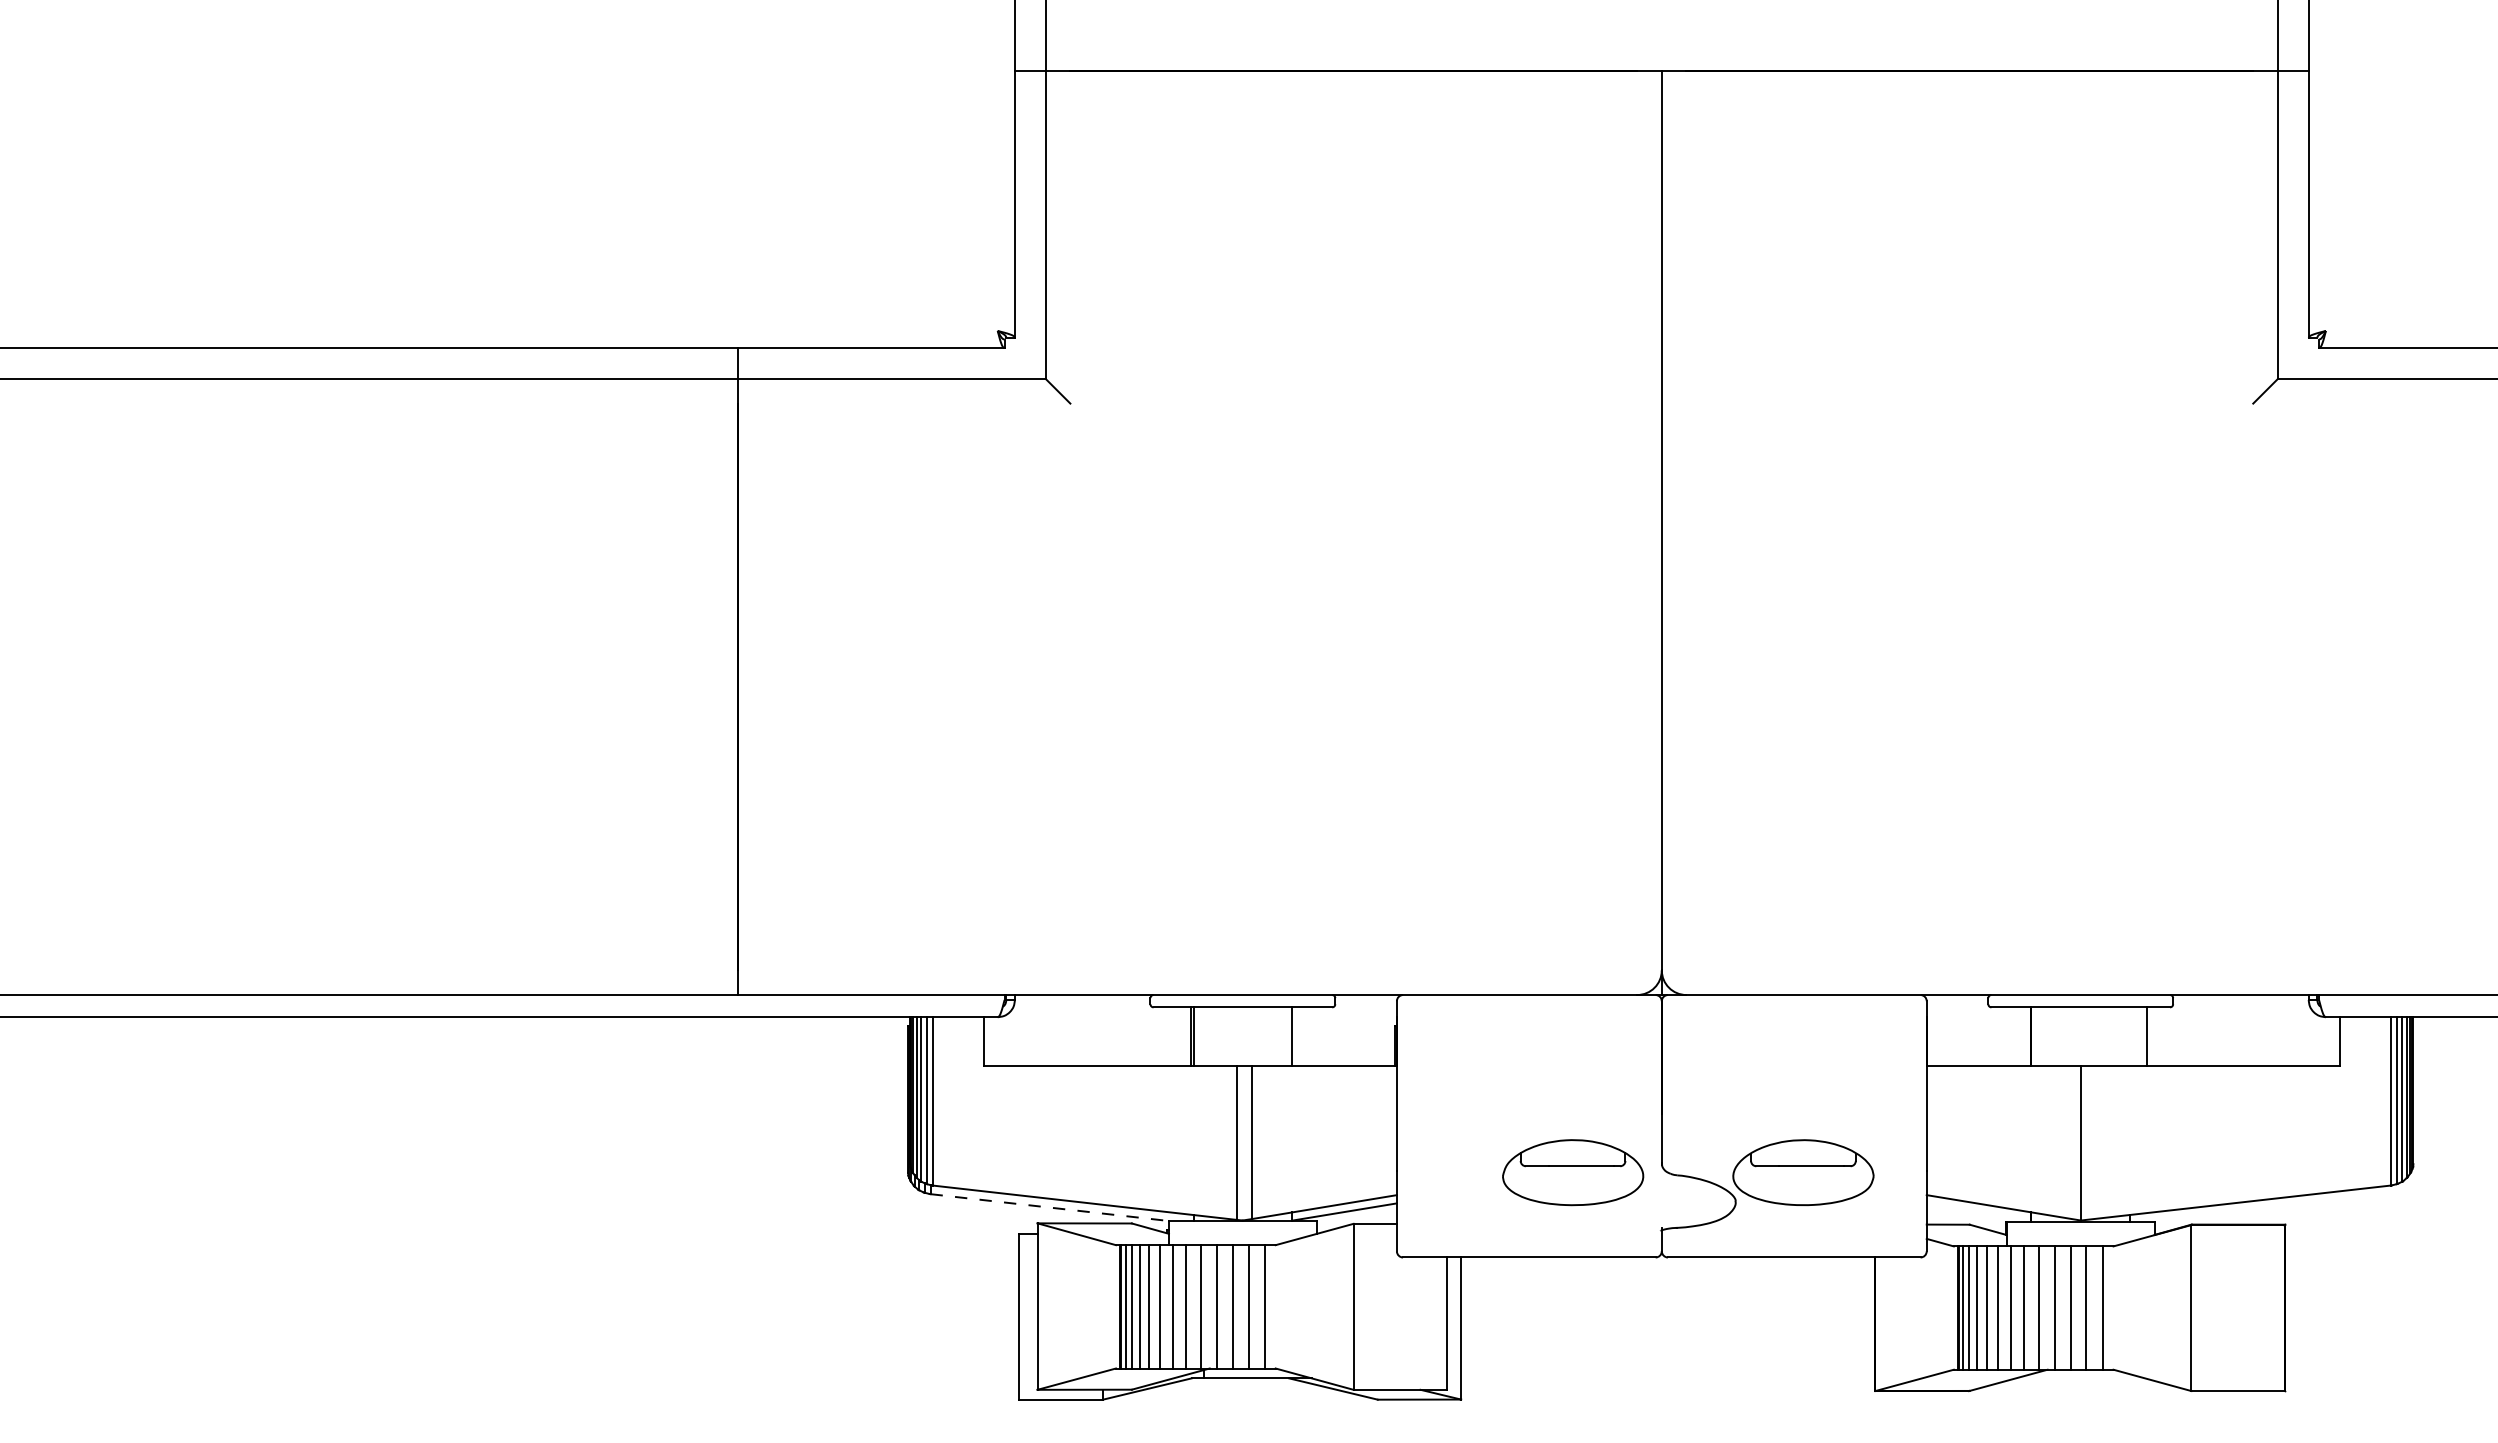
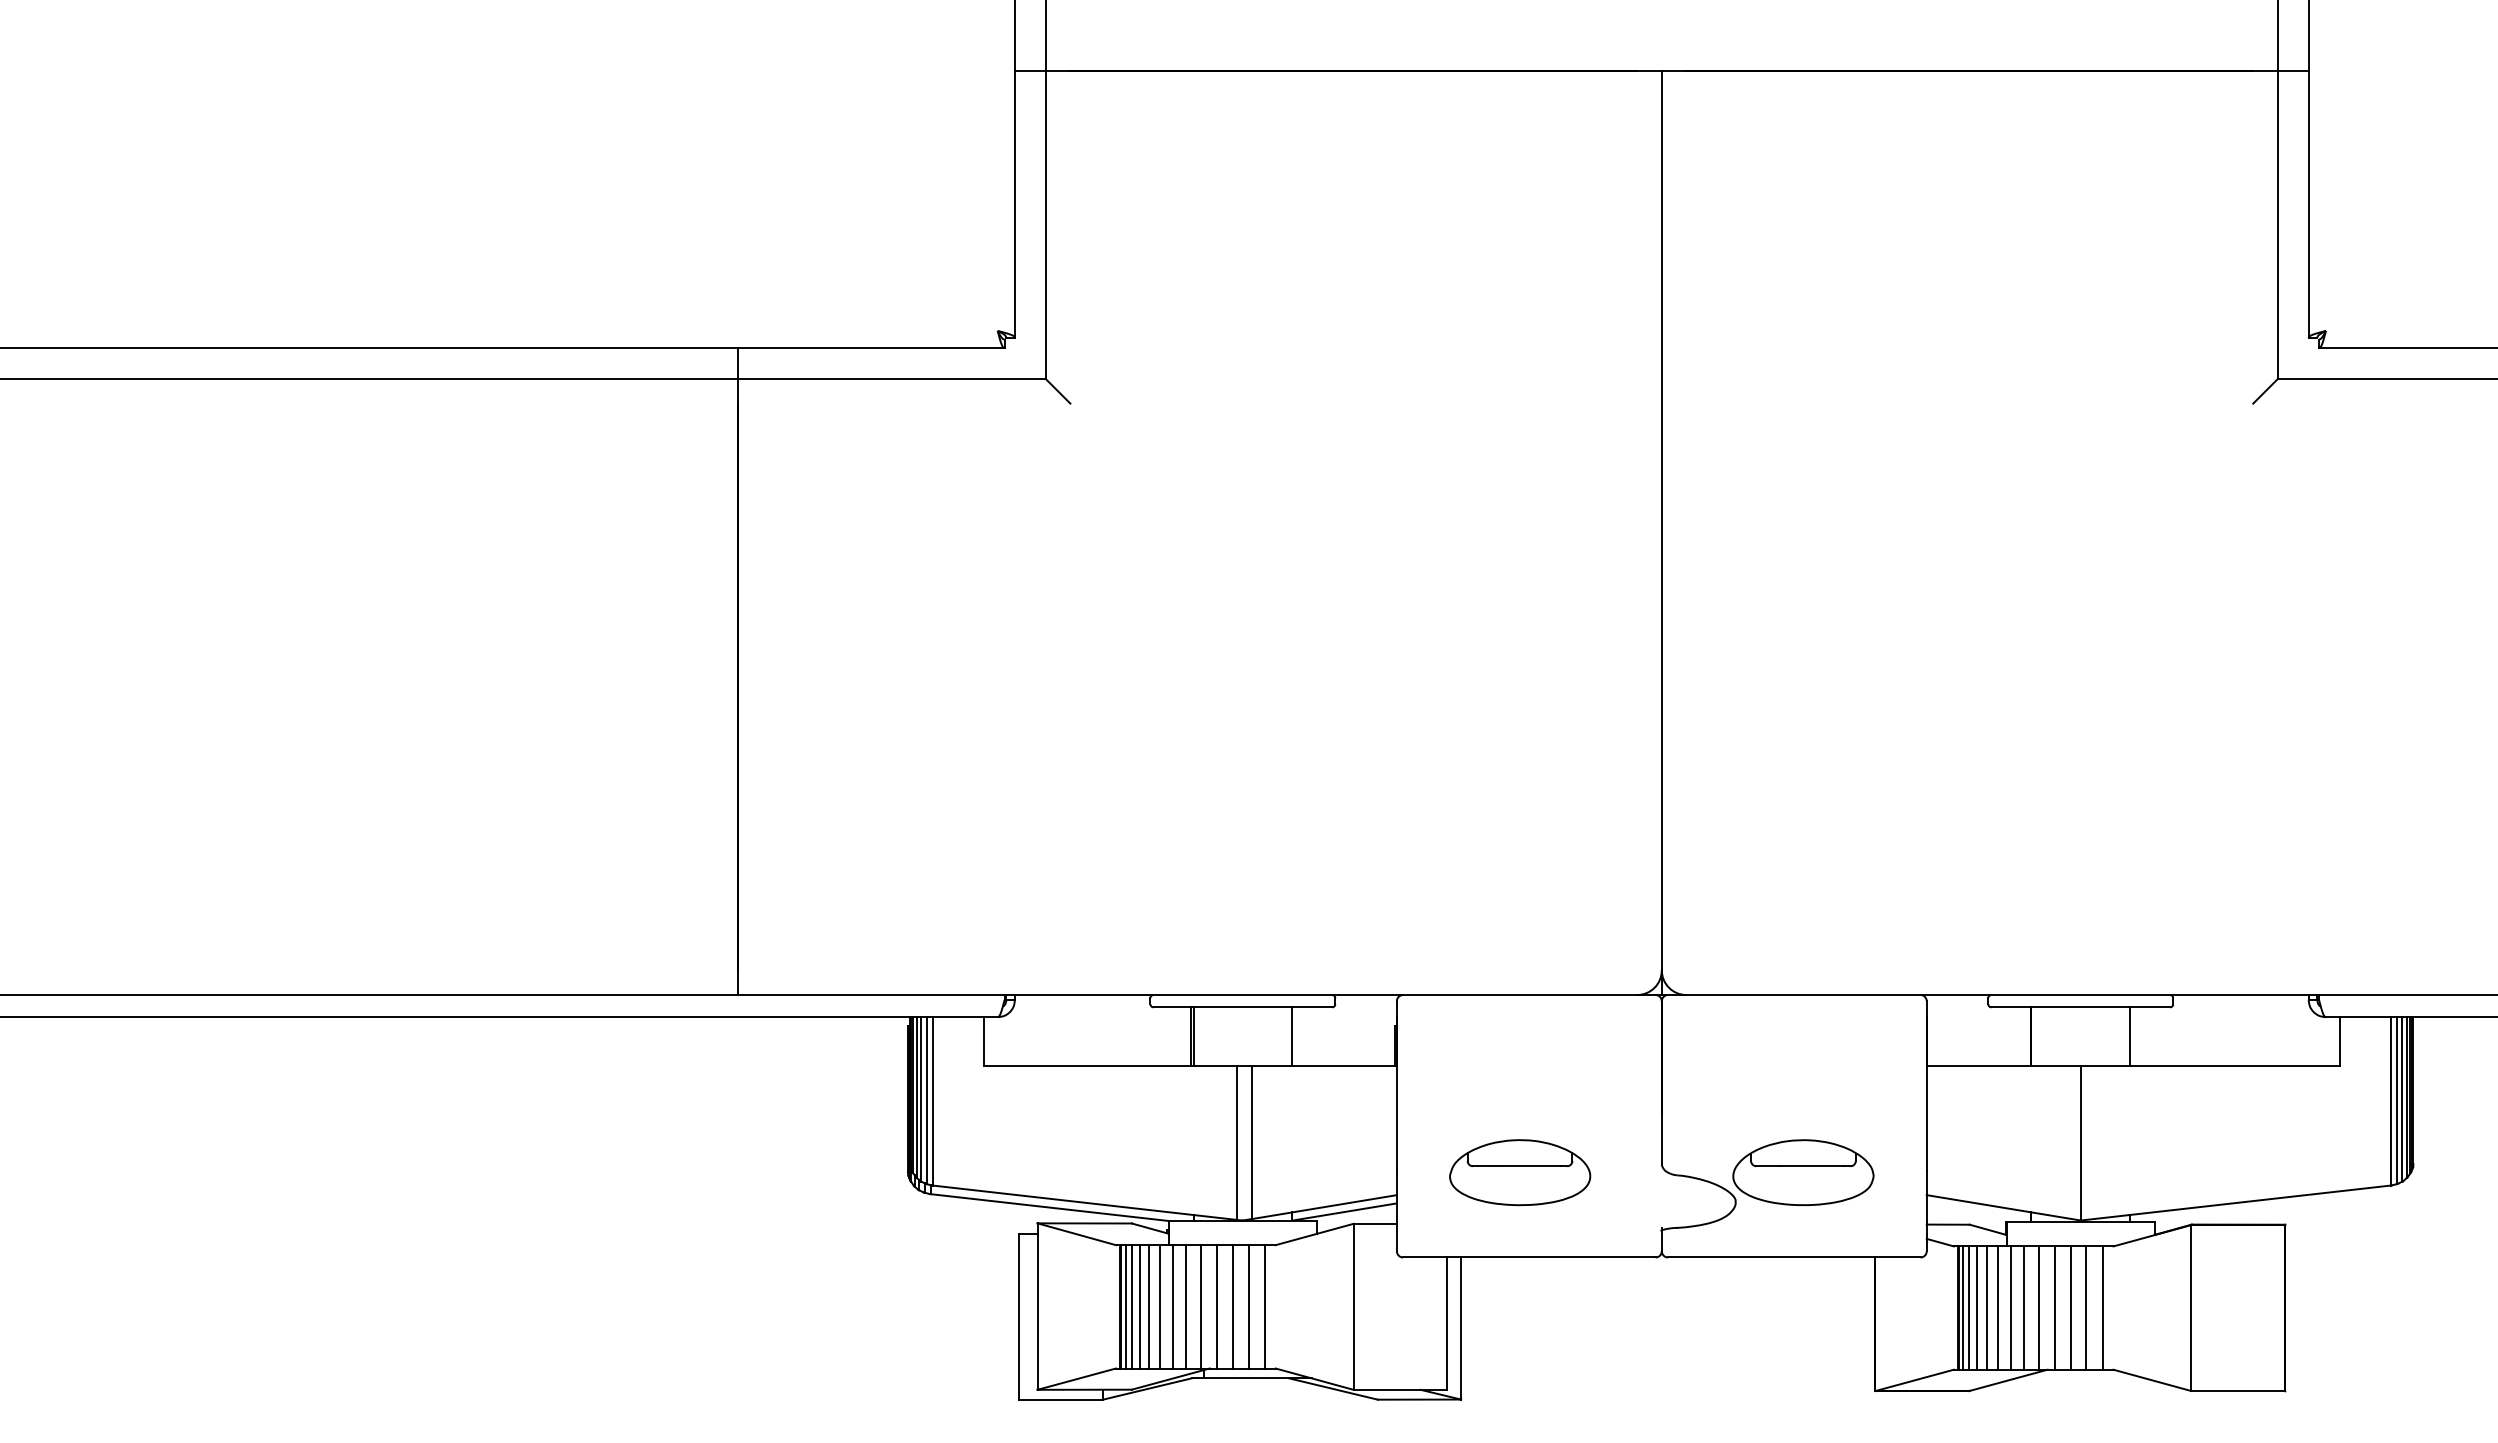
line position: (2147, 1036) -> (2130, 1036) (2130, 1036)
part position: (1573, 1172) -> (1520, 1172) (1520, 1172)
line: dashed -> solid (1049, 1207)
